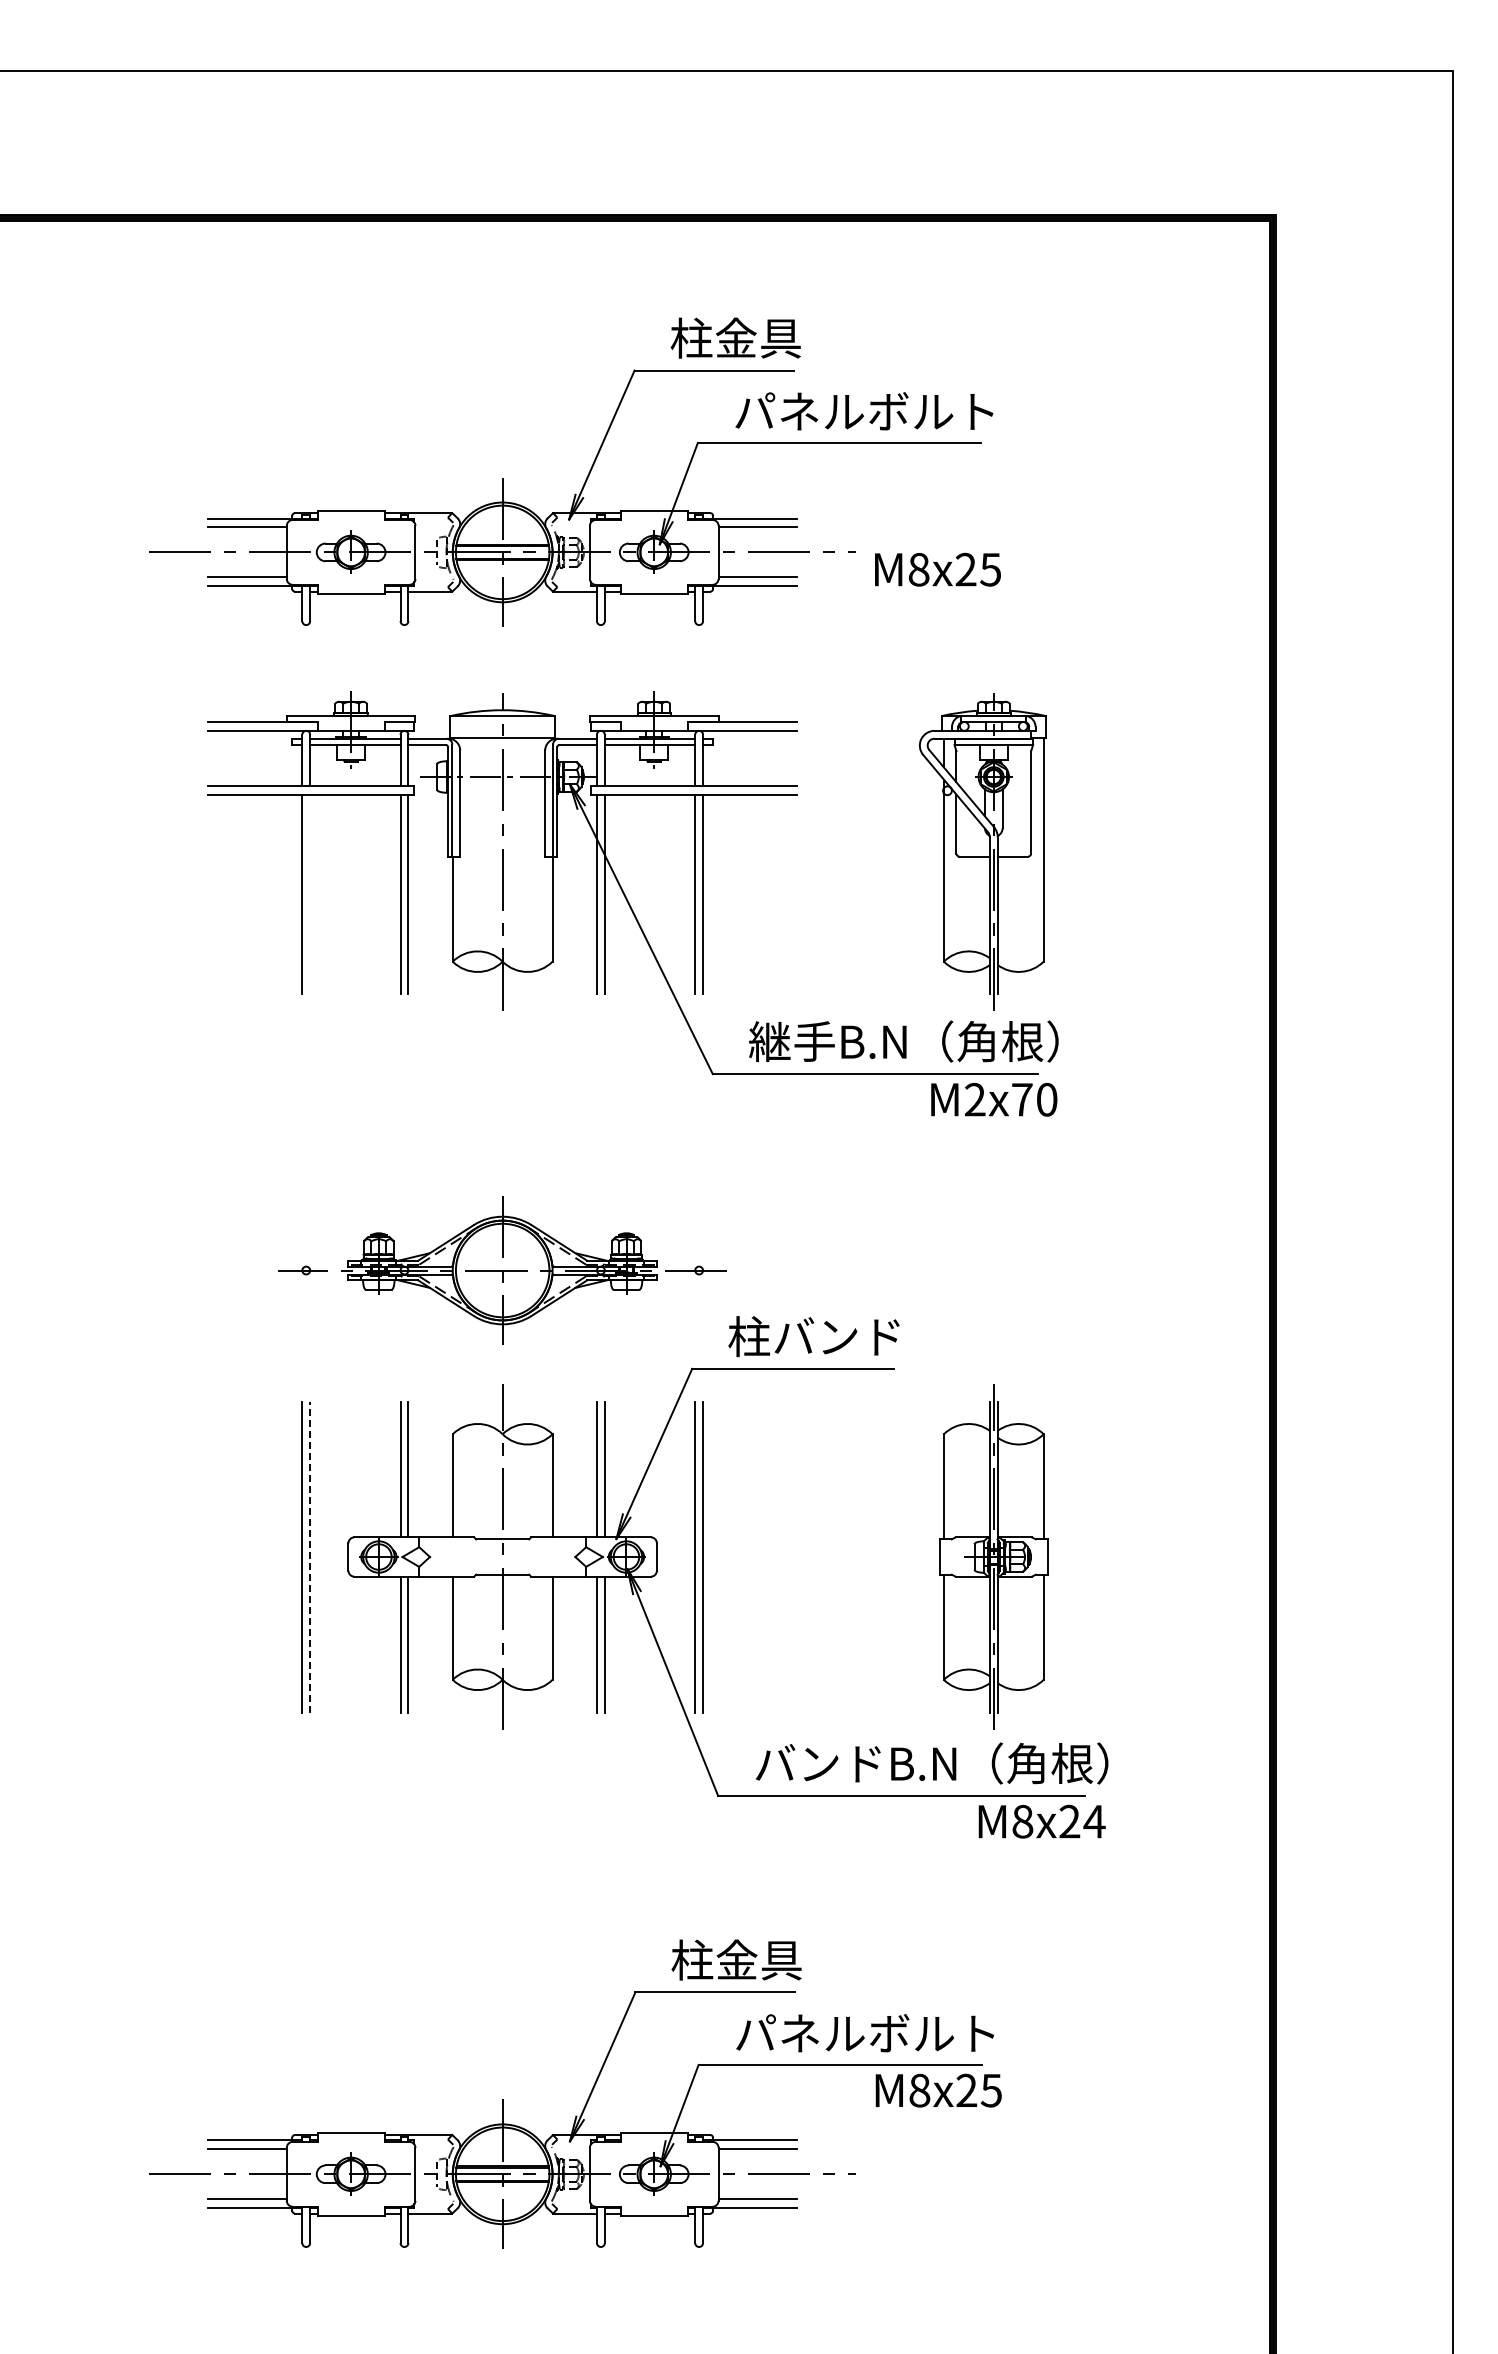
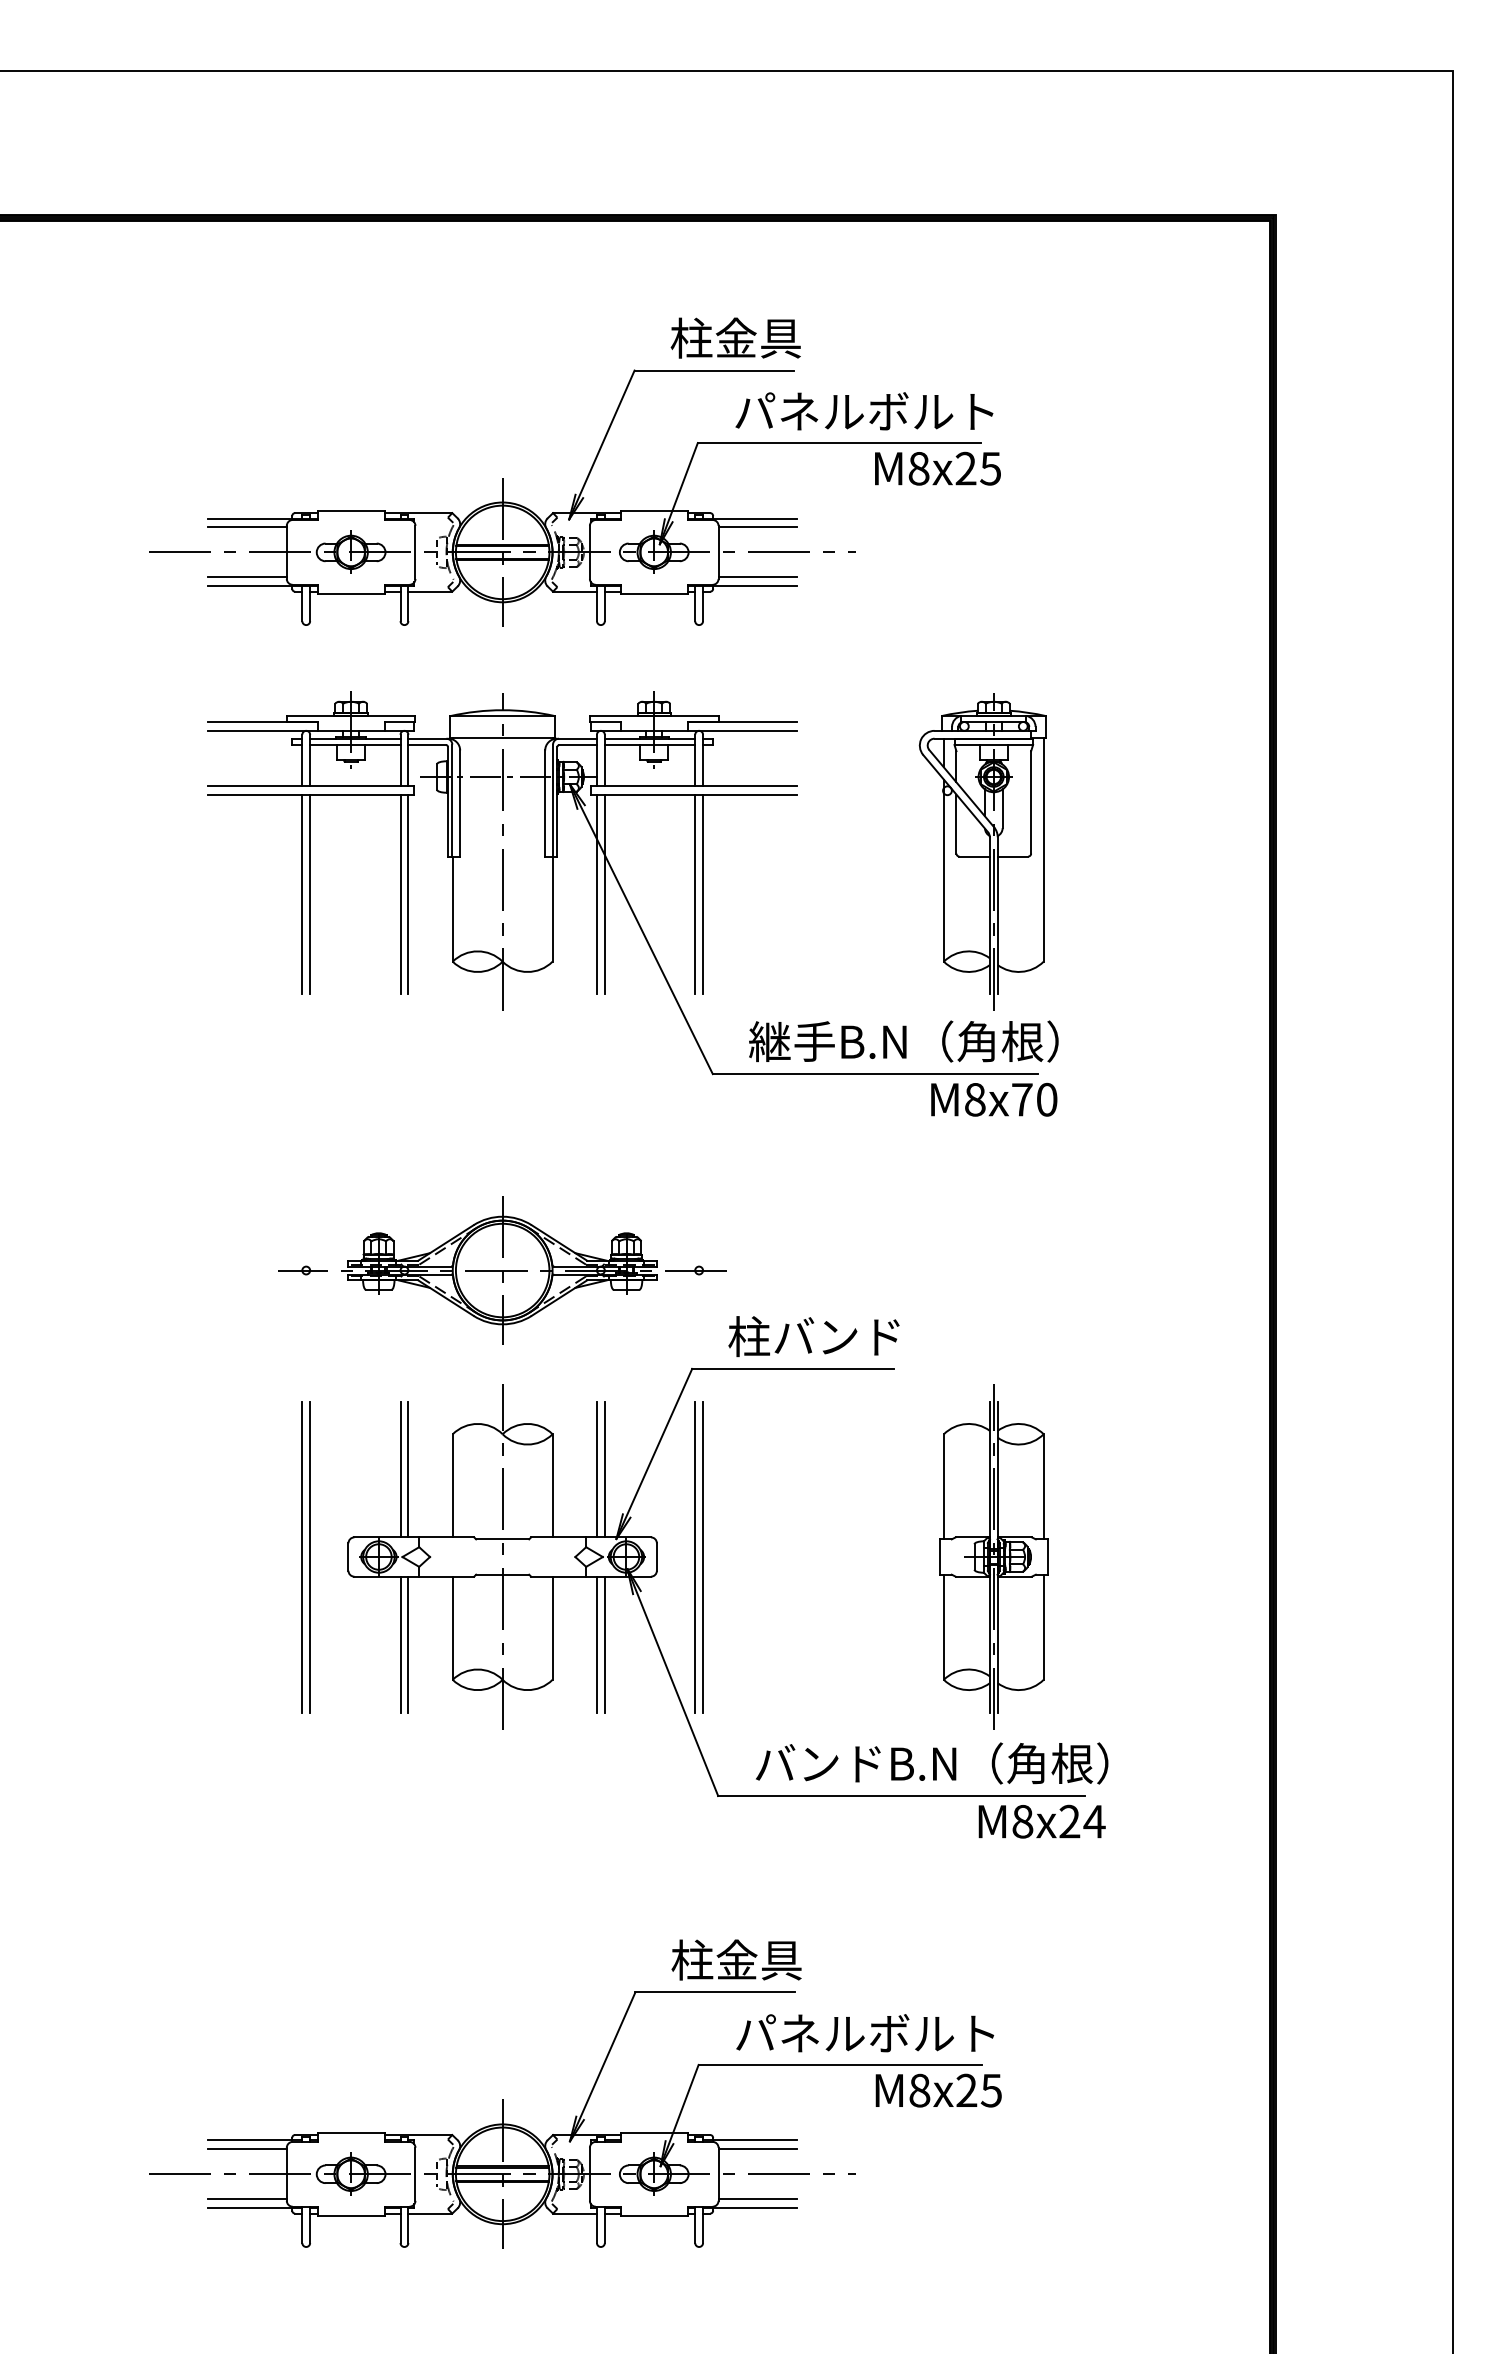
text position: (937, 569) -> (937, 468) (937, 468)
line: none -> present (310, 894)
text: M2x70 -> M8x70 (975, 1099)
line: dashed -> solid (310, 1557)
